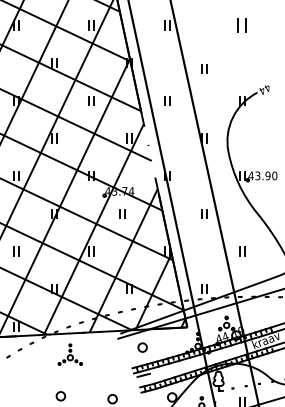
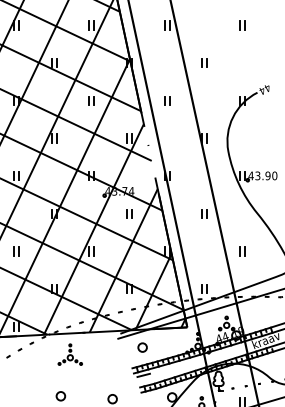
part size: 10x15 px -> 7x11 px (242, 25)
part position: (204, 68) -> (204, 62) (204, 62)
part position: (122, 213) -> (129, 213) (129, 213)
